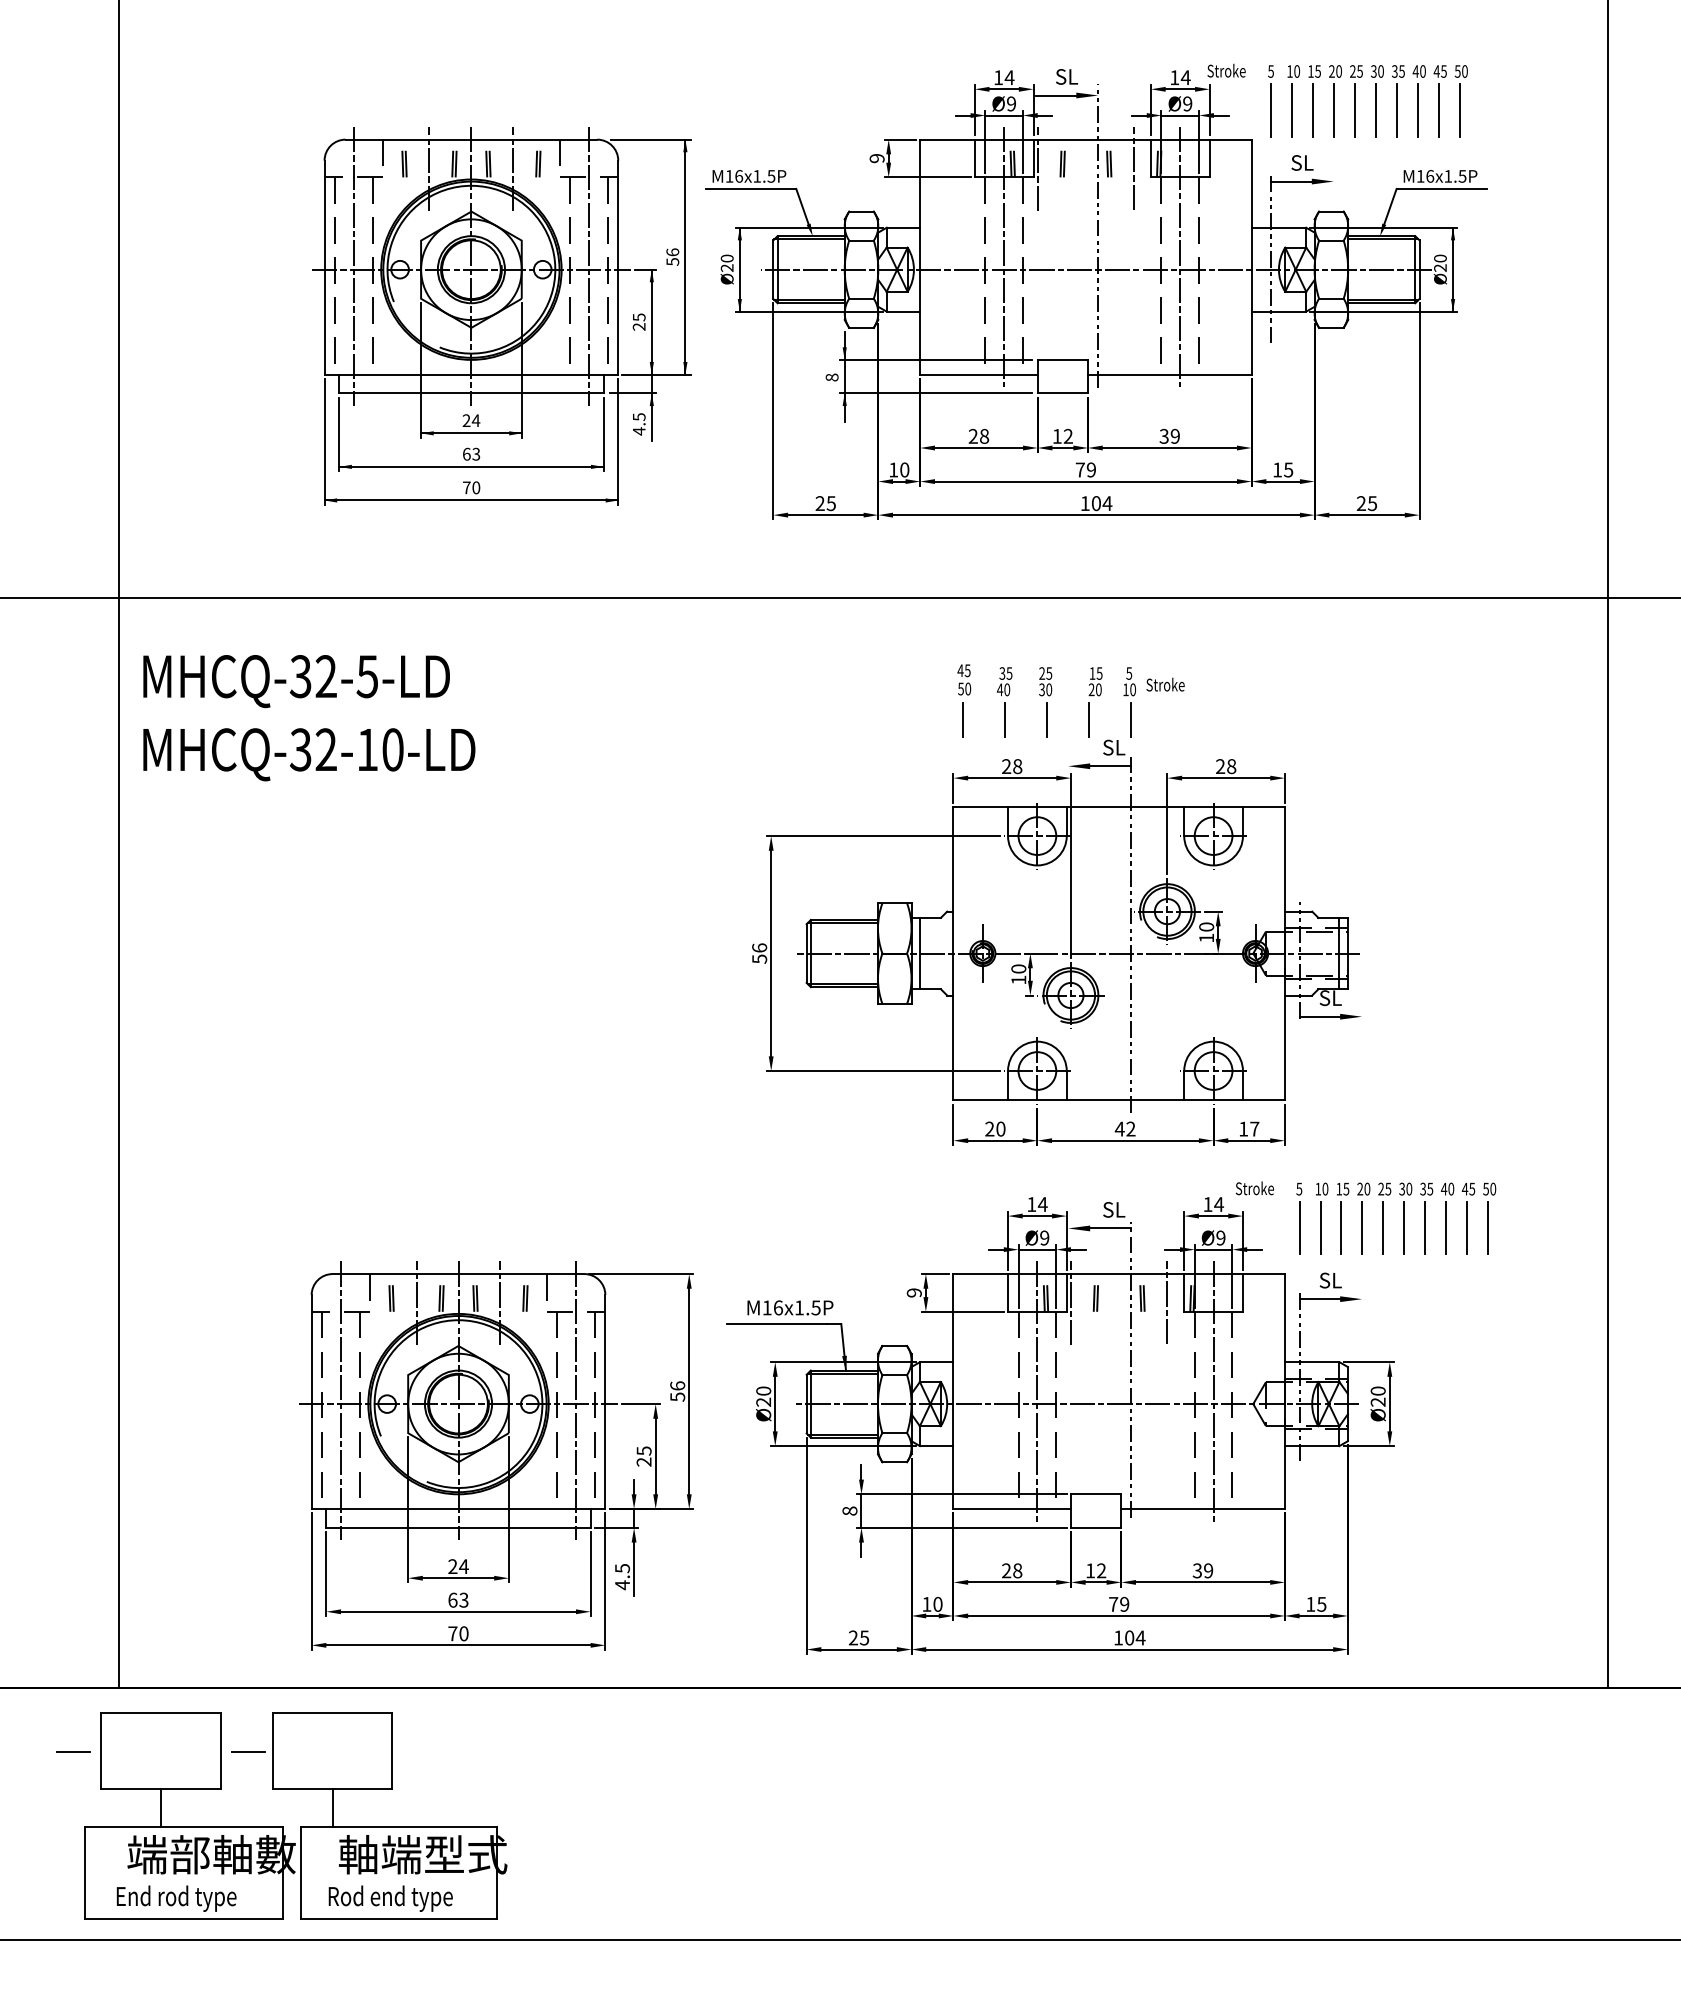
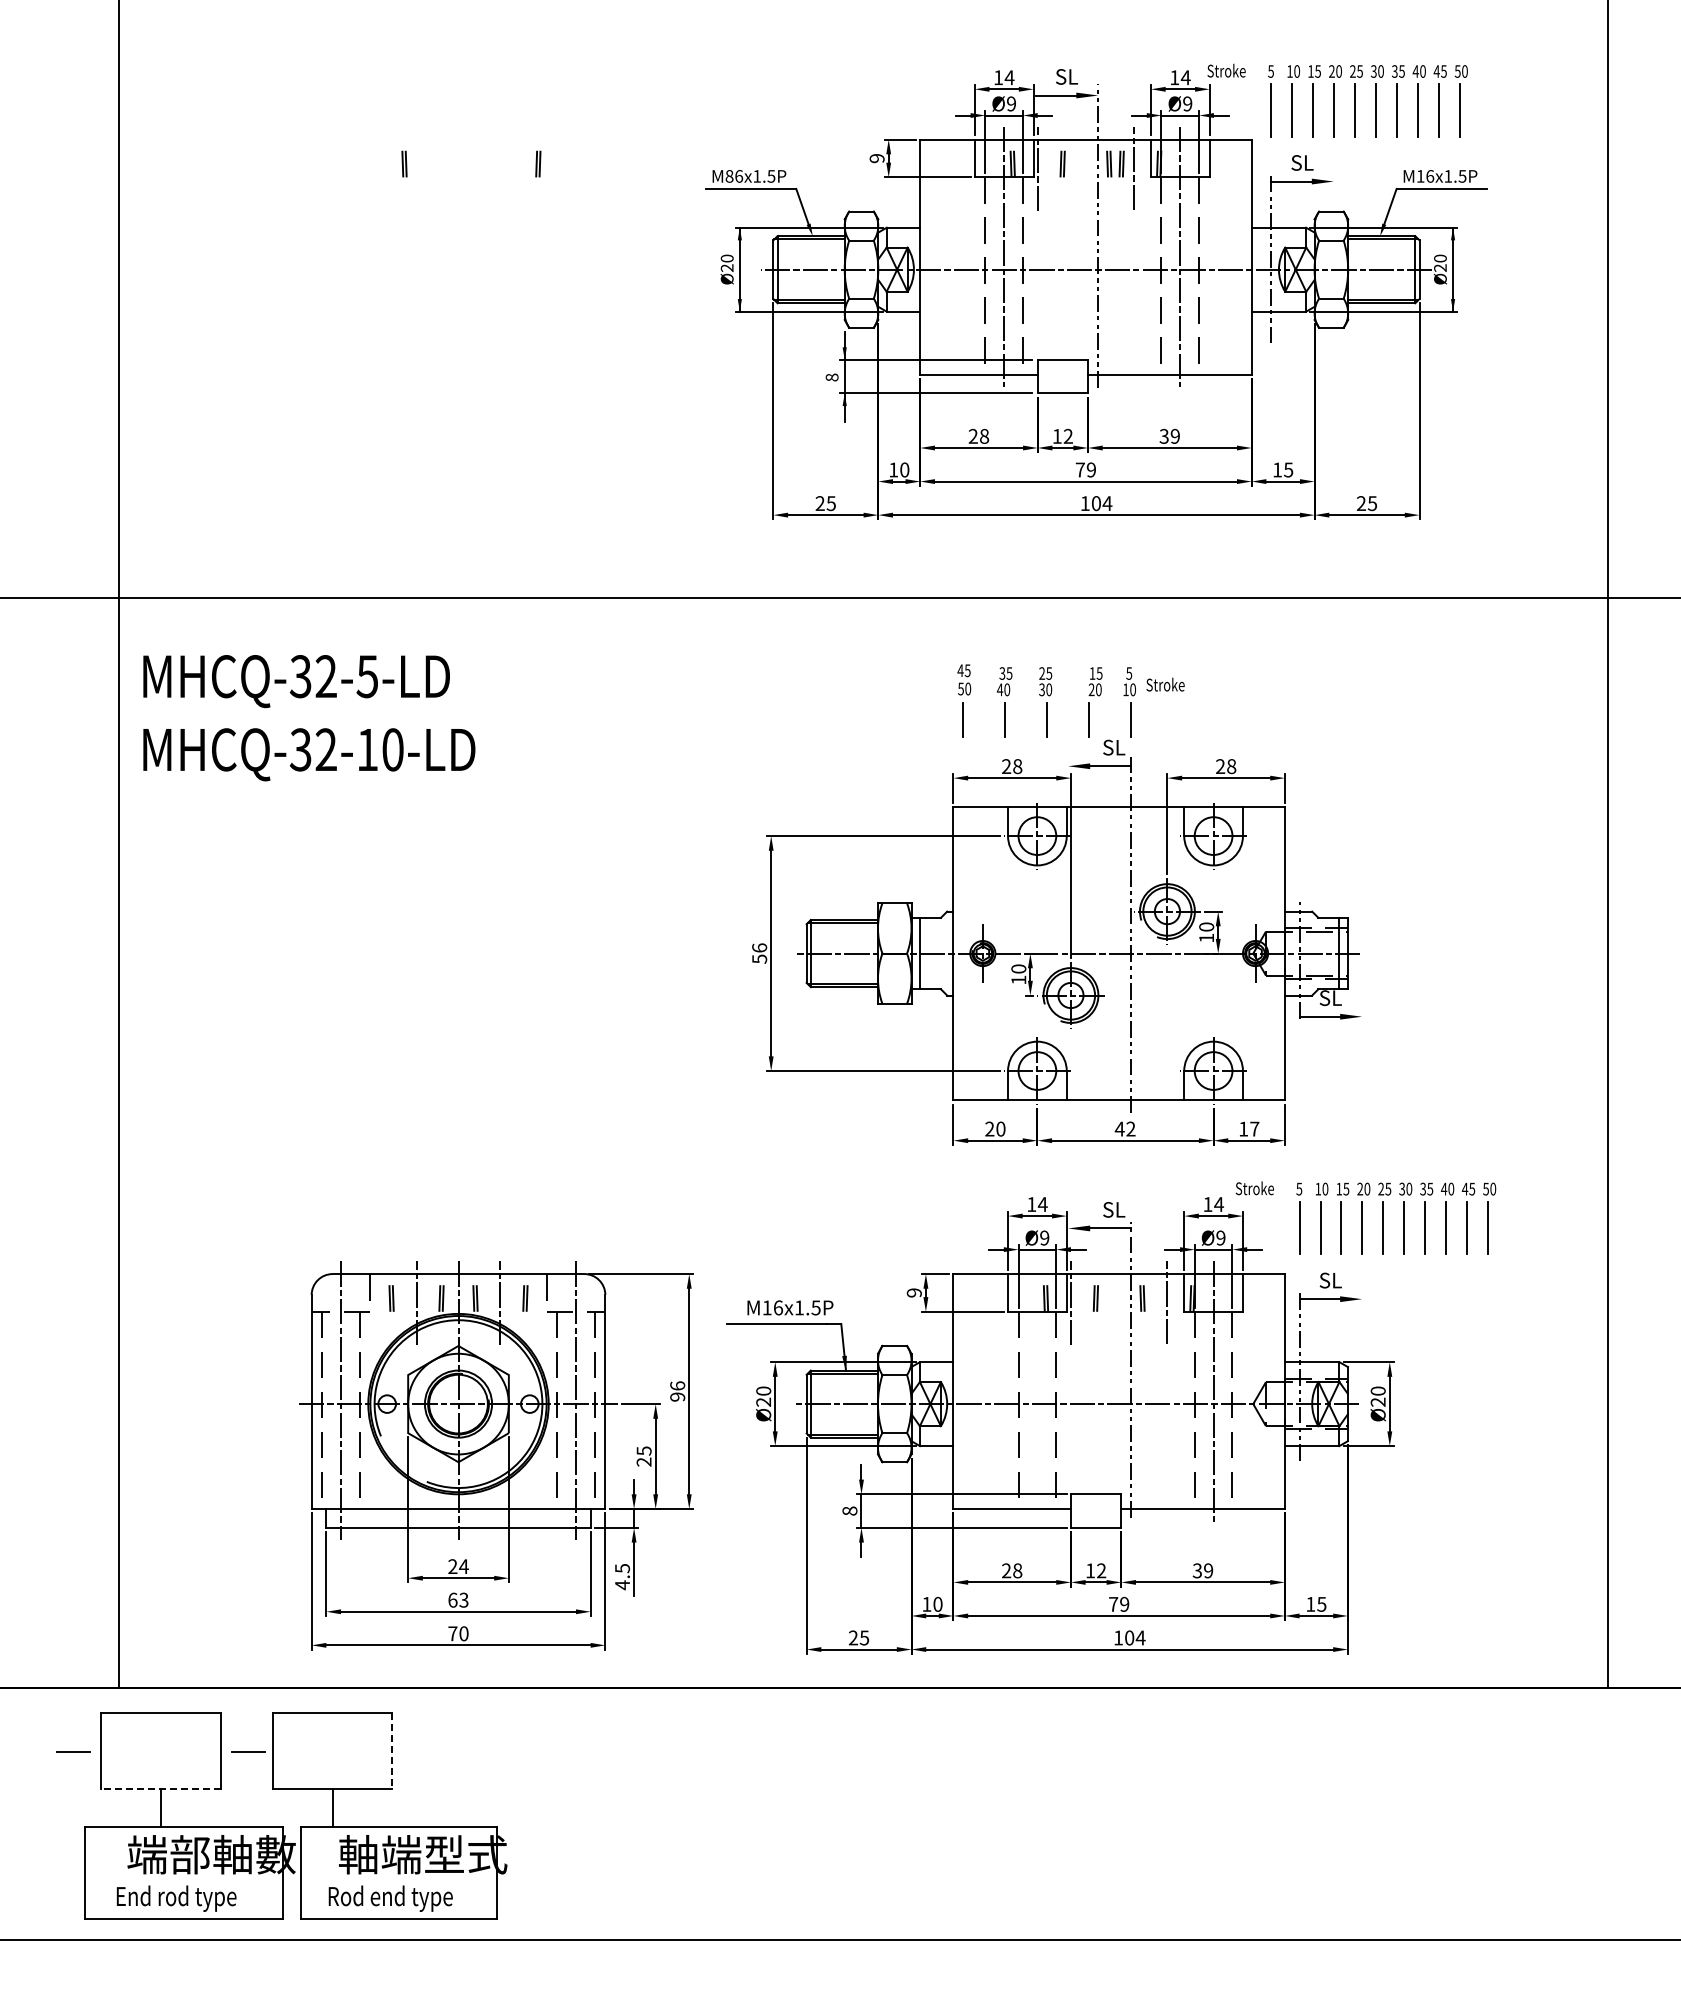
part: none -> present (1121, 163)
text: M16x1.5P -> M86x1.5P (729, 176)
part: present -> none (501, 316)
line: present -> none (1037, 1391)
text: 56 -> 96 (677, 1396)
line: solid -> dashed (392, 1751)
line: solid -> dashed (161, 1788)
